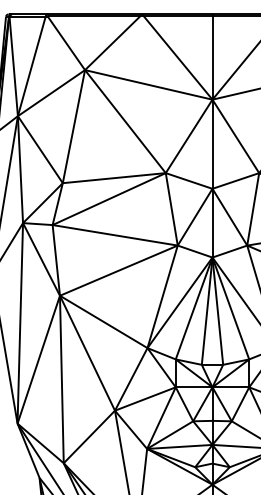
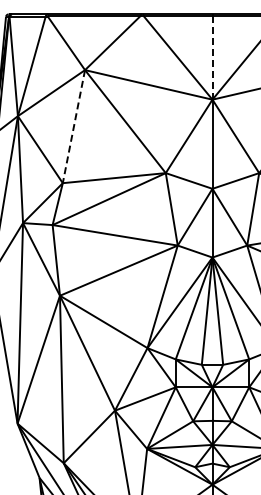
line: solid -> dashed (212, 57)
line: solid -> dashed (73, 126)
